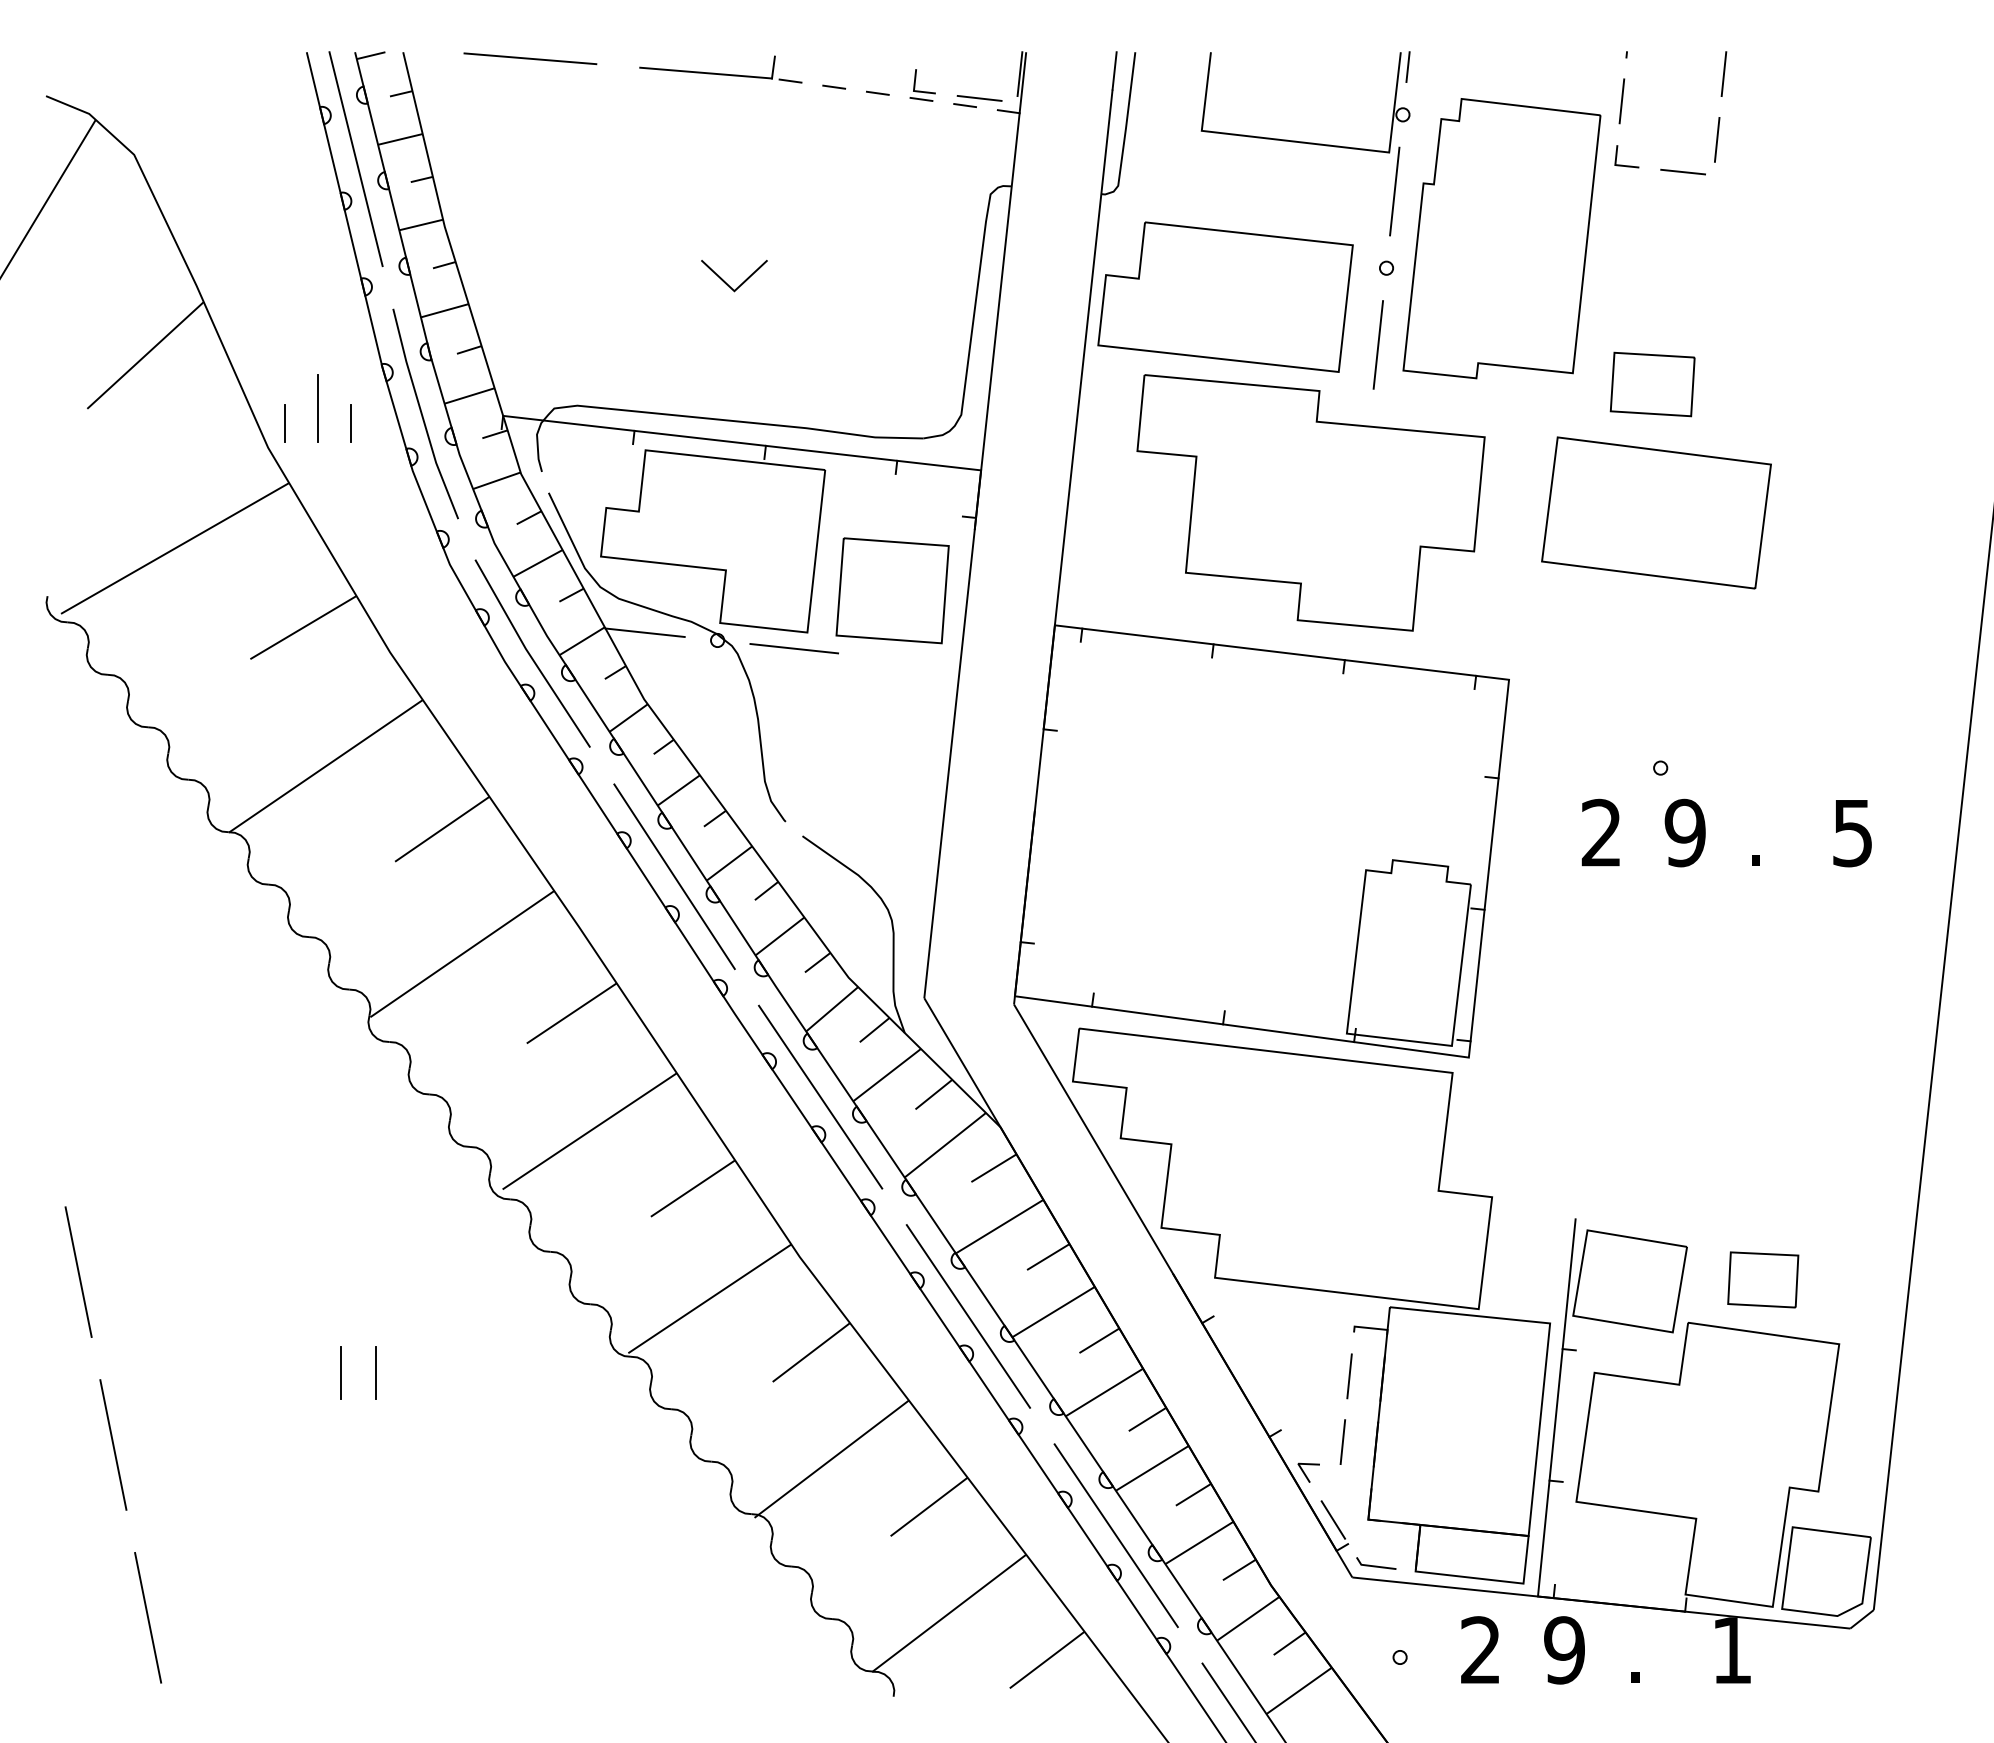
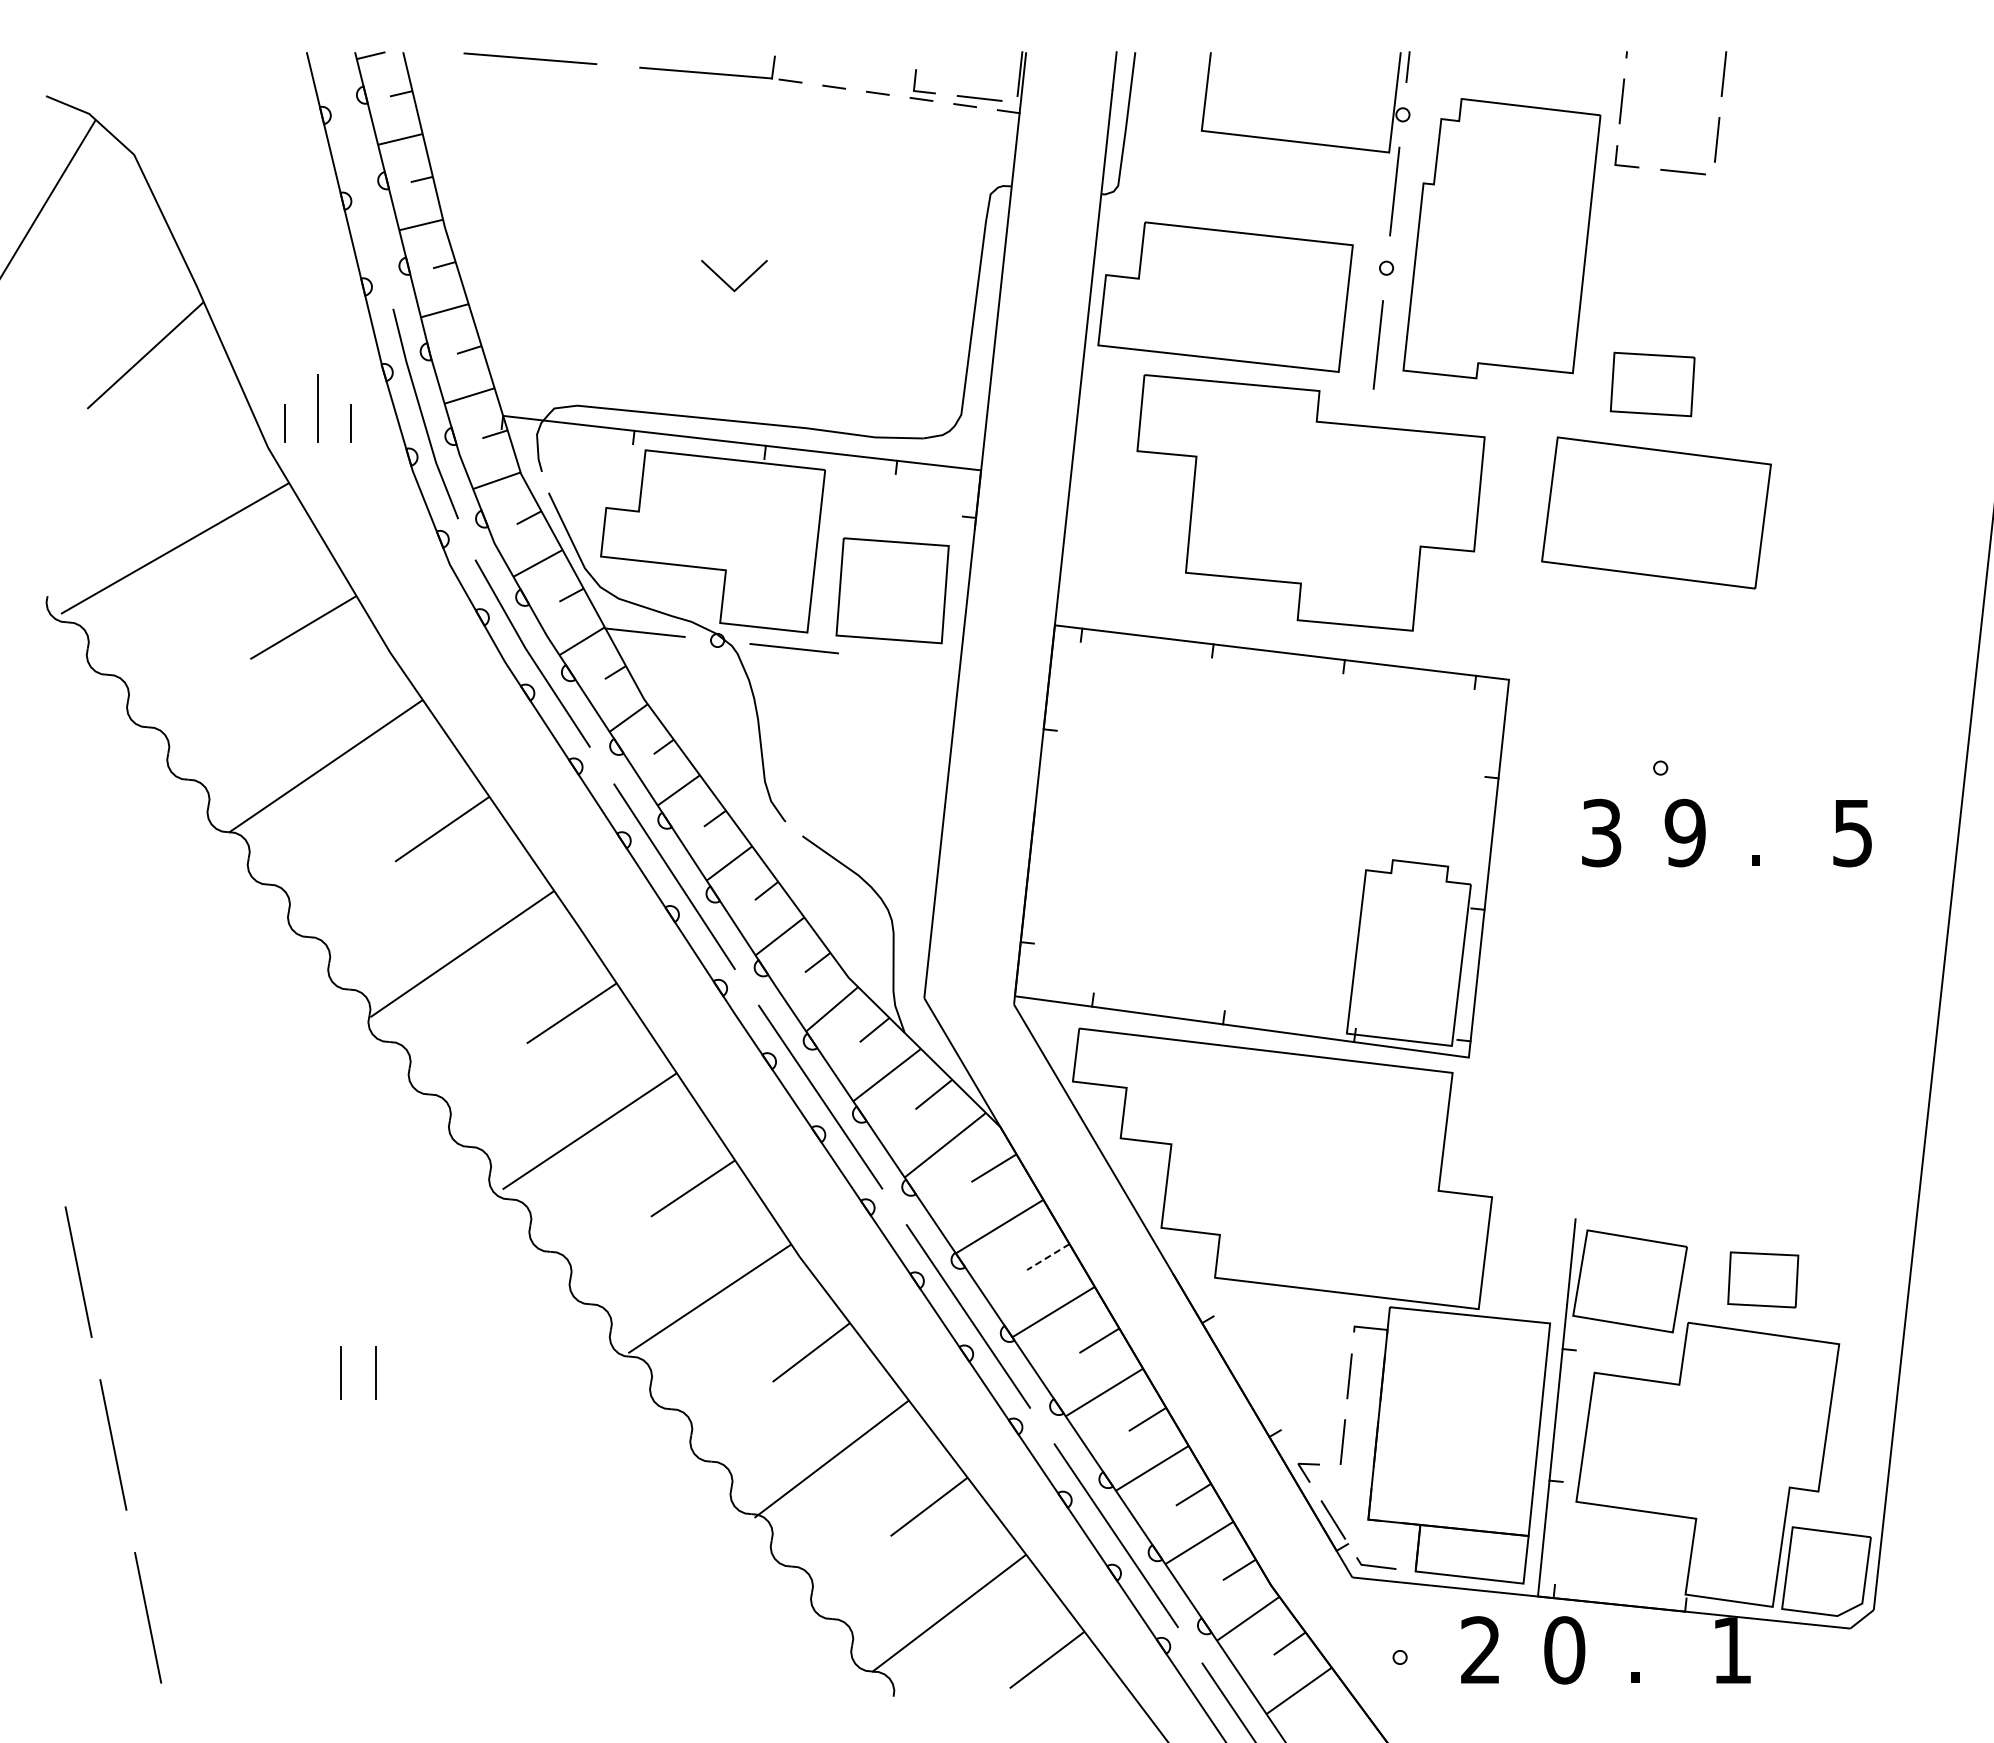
line: present -> none (355, 159)
text: 2 -> 3 (1601, 833)
line: solid -> dashed (1048, 1257)
text: 9 -> 0 (1564, 1650)
